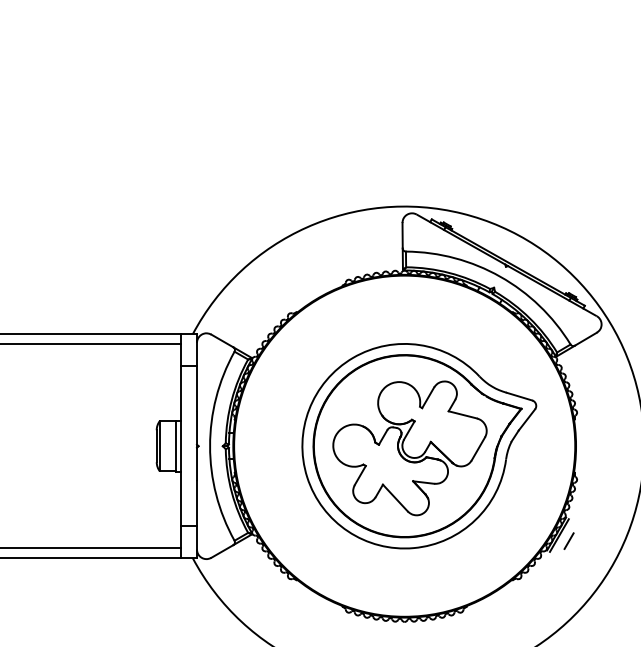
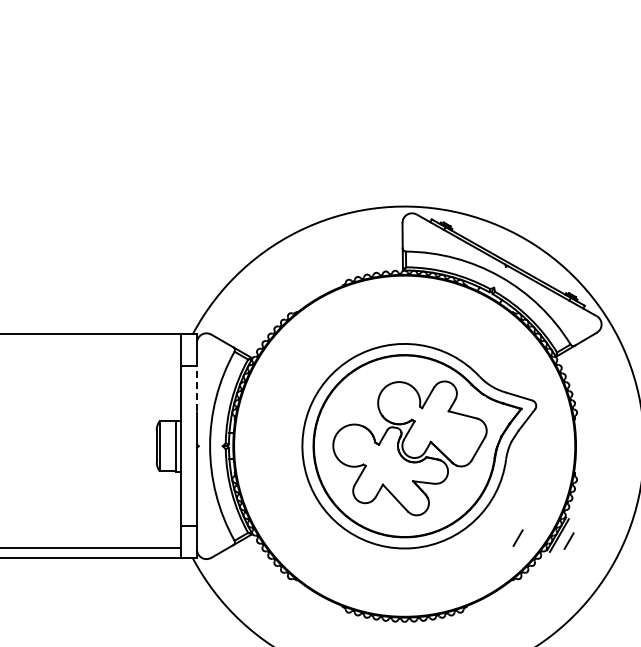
line: present -> none (91, 343)
line: solid -> dashed (197, 388)
line: none -> present (517, 537)
